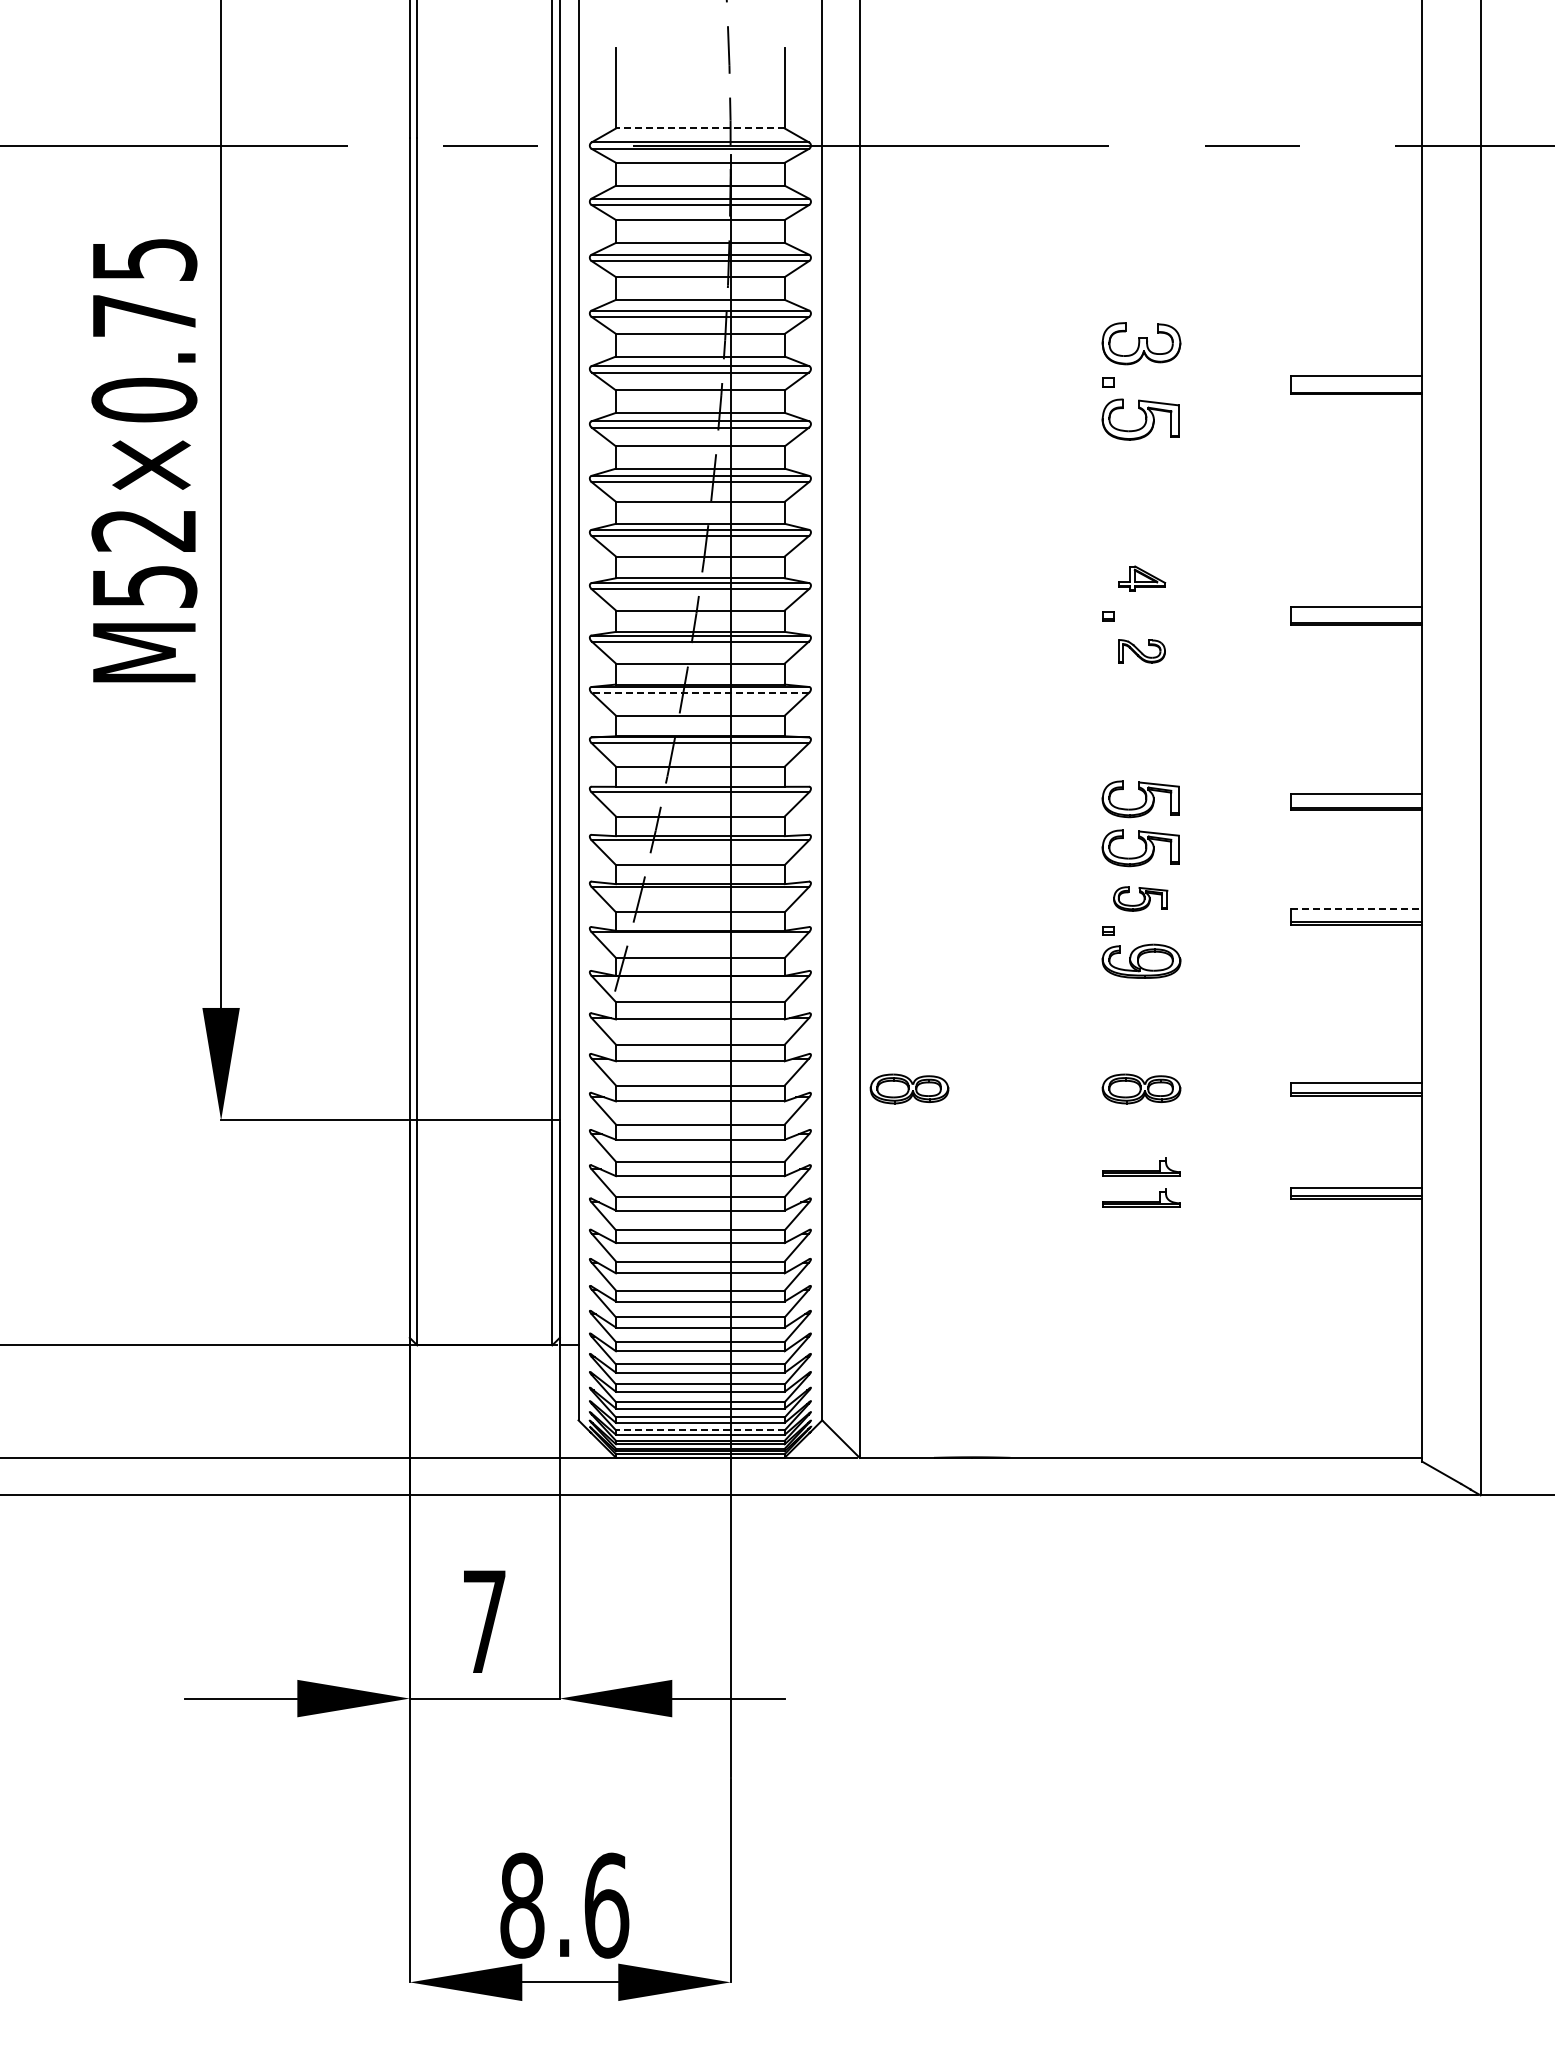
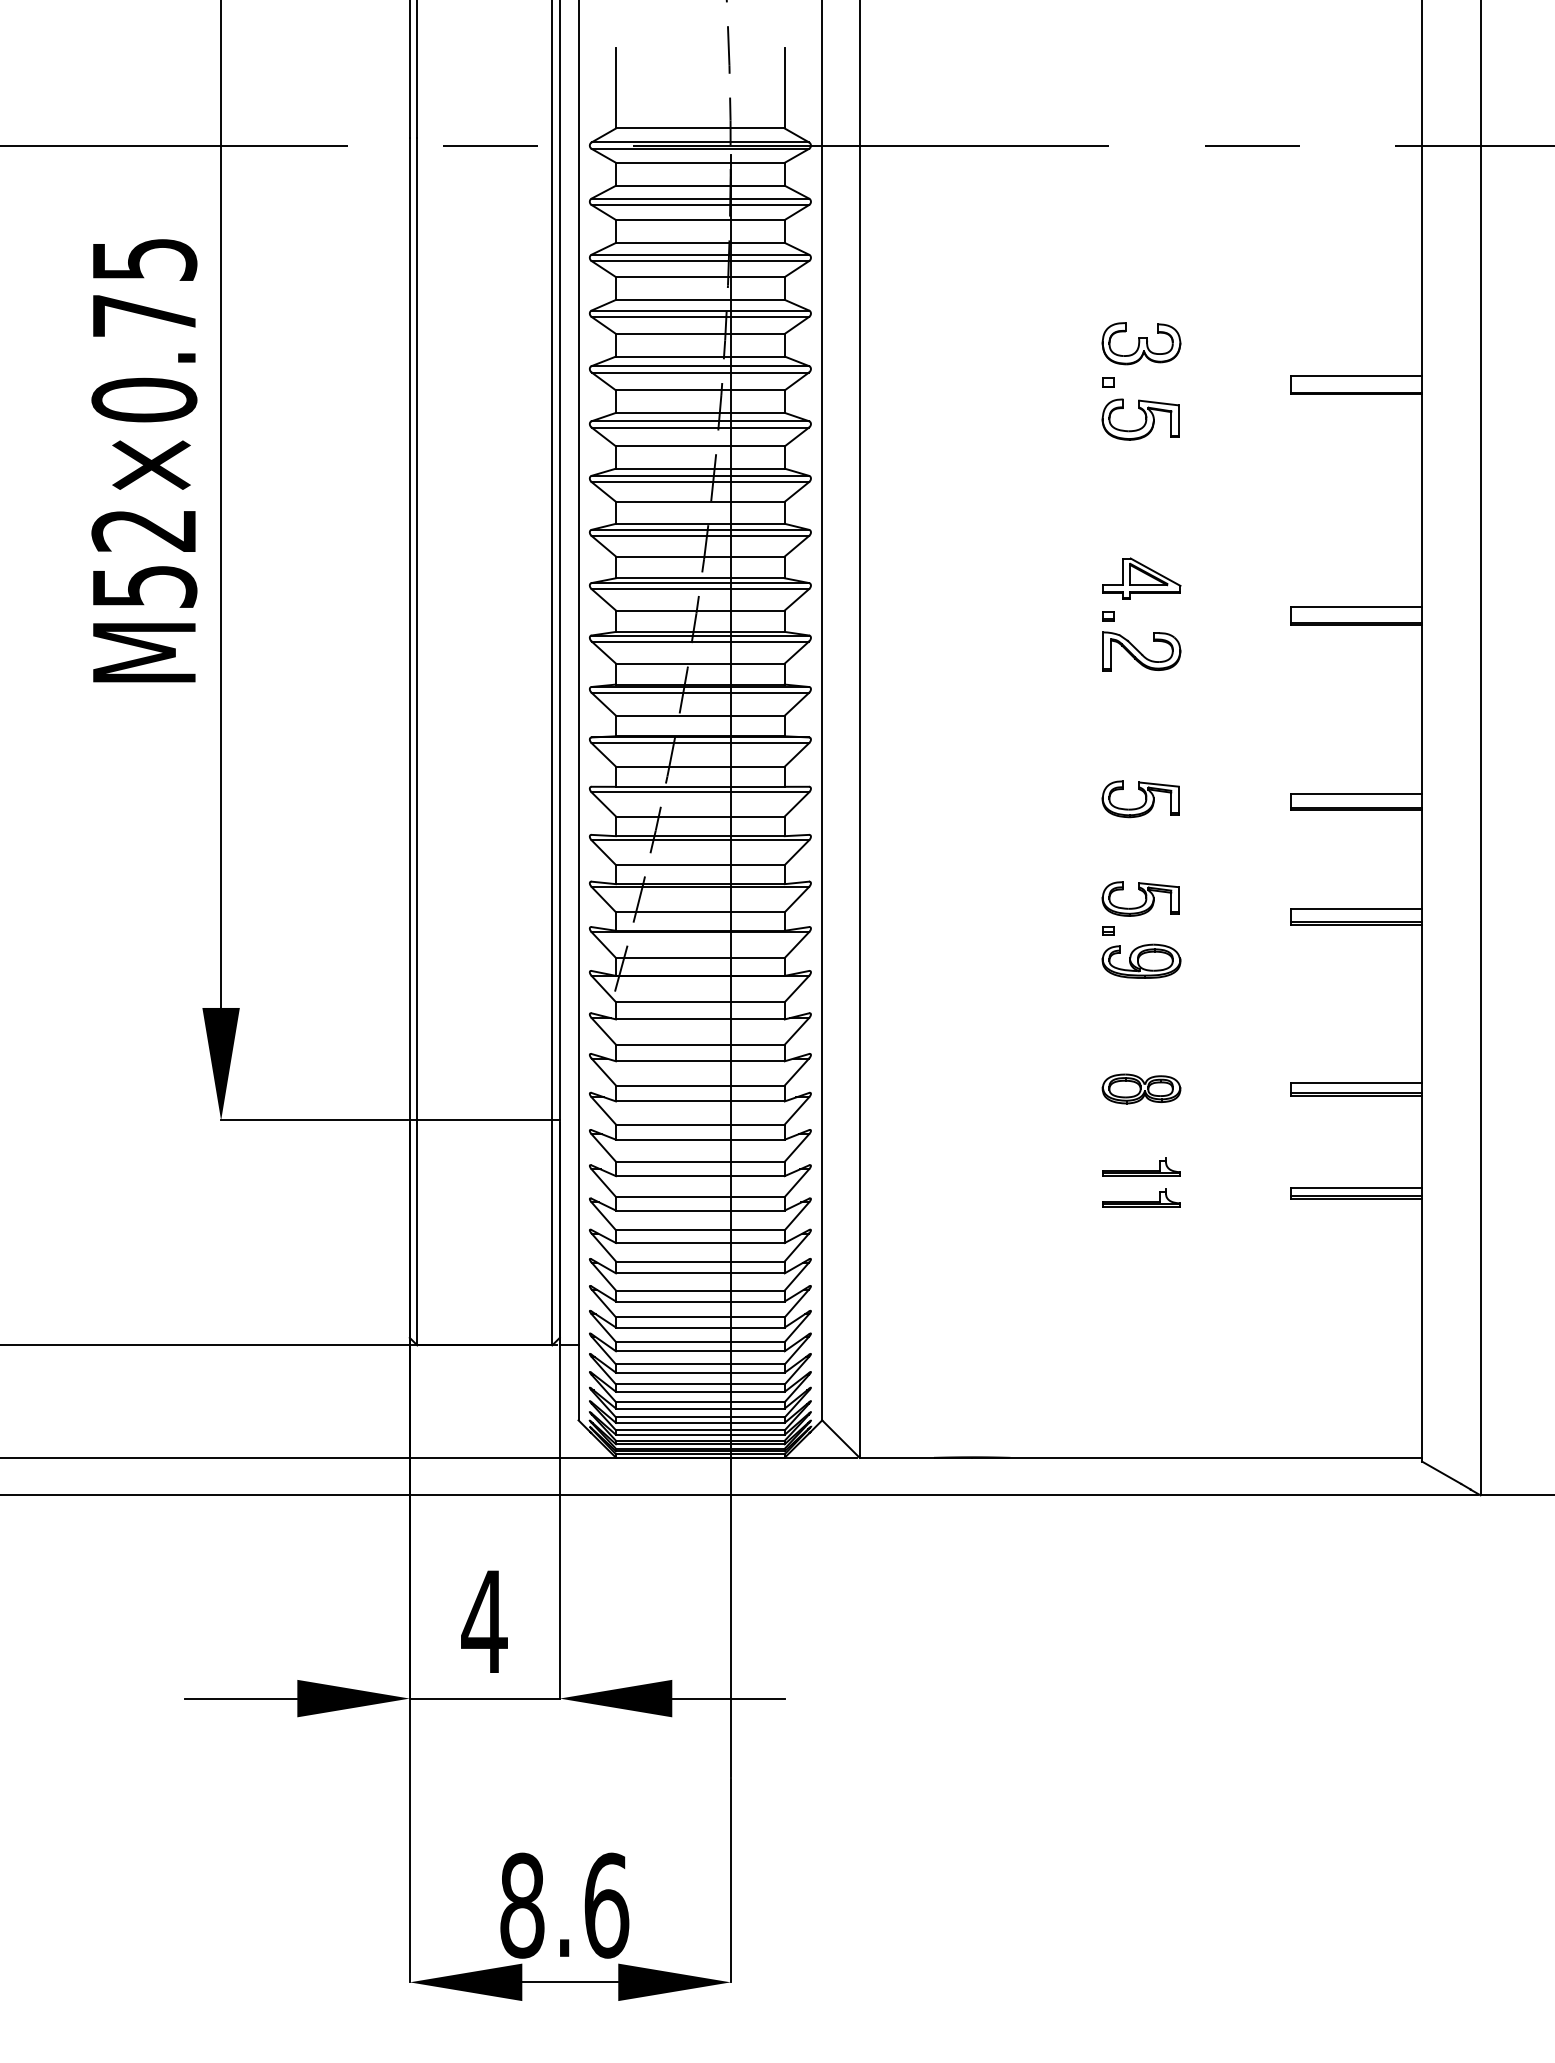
line: dashed -> solid (699, 128)
part size: 49x27 px -> 80x43 px (1141, 578)
part size: 48x25 px -> 80x41 px (1141, 651)
line: dashed -> solid (700, 692)
part: present -> none (1140, 848)
part size: 56x26 px -> 79x36 px (1140, 898)
line: dashed -> solid (1356, 909)
part: present -> none (909, 1088)
line: dashed -> solid (699, 1430)
text: 7 -> 4 (484, 1621)
